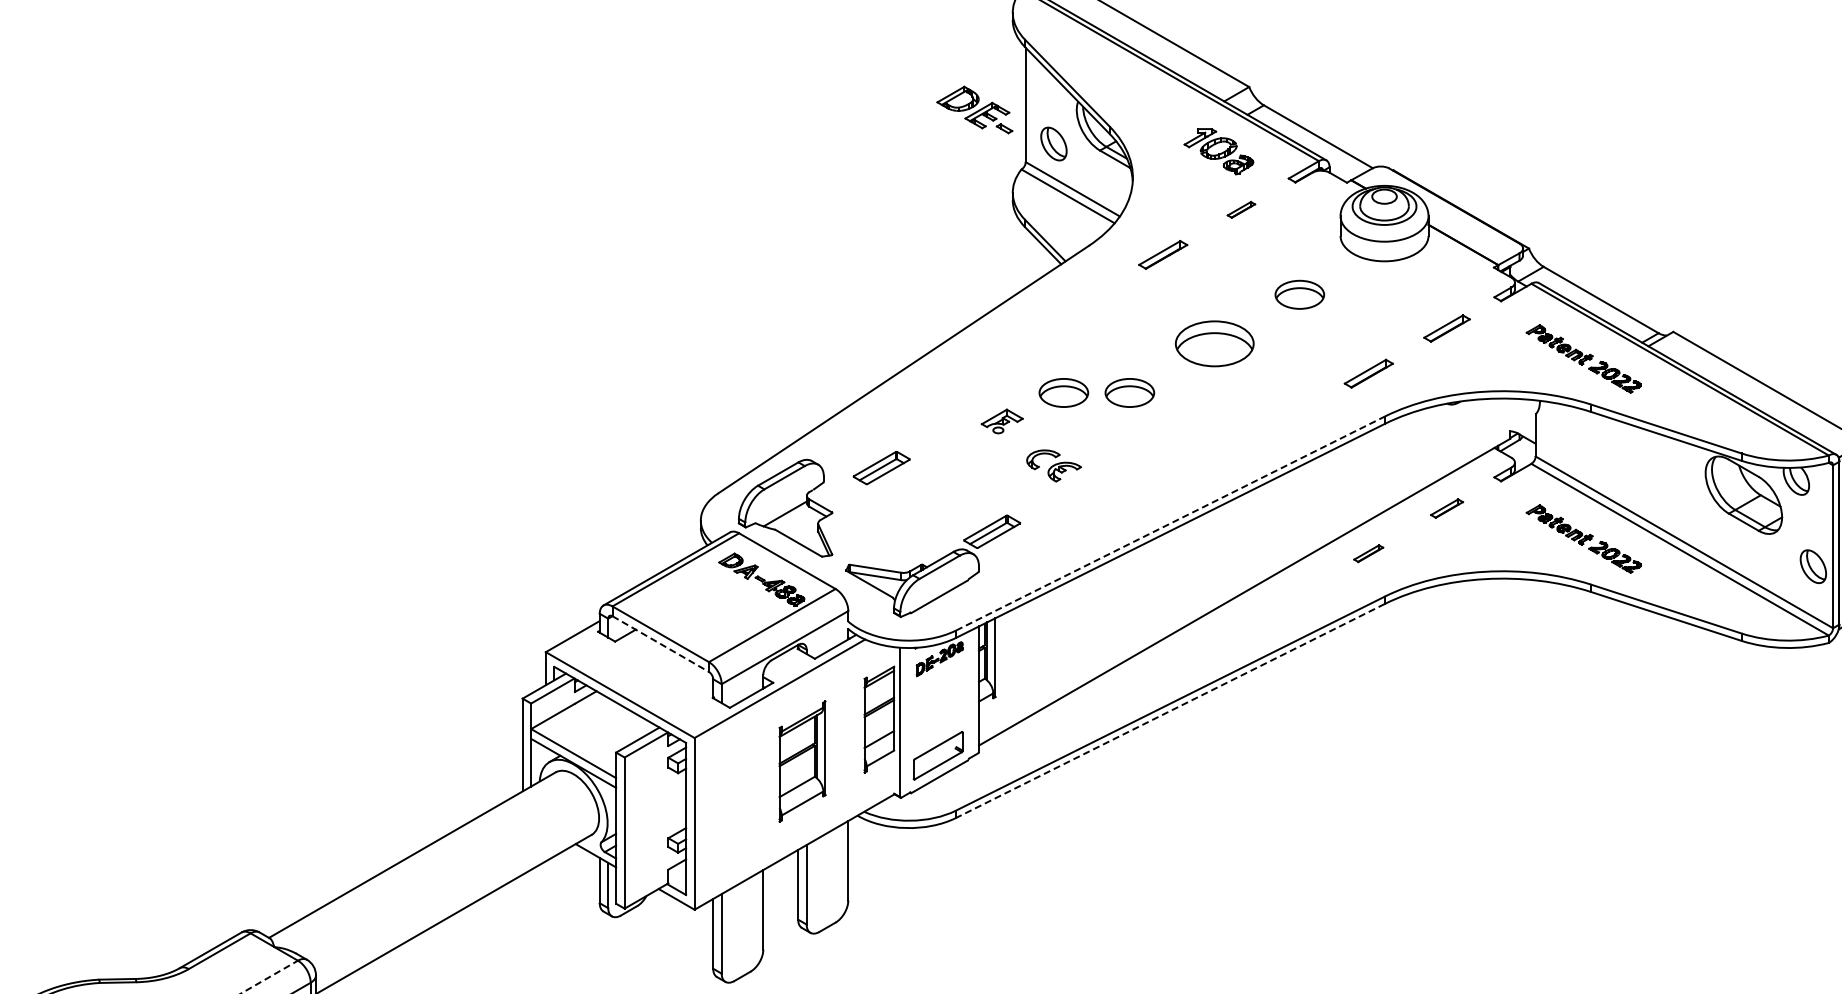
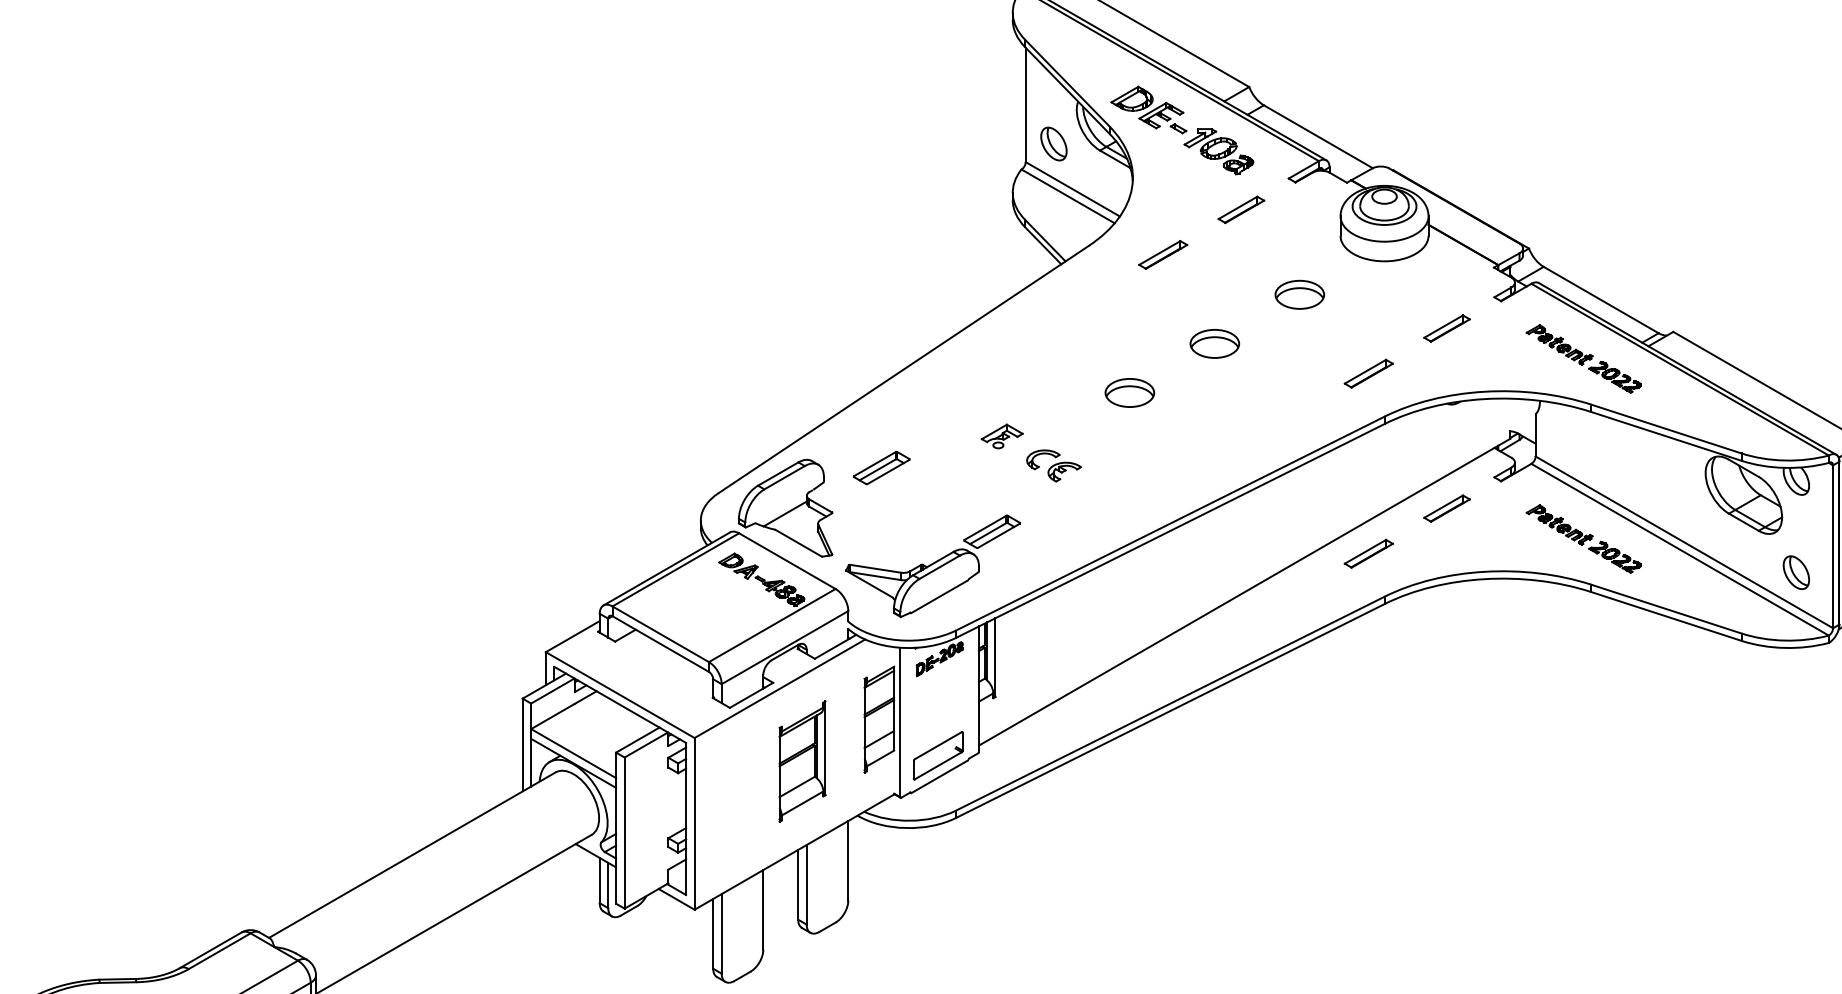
part position: (974, 109) -> (1148, 109) (1148, 109)
part size: 31x18 px -> 49x30 px (1241, 209)
part size: 80x48 px -> 52x30 px (1214, 343)
part: present -> none (1063, 392)
part position: (1001, 421) -> (1001, 436) (1001, 436)
part size: 34x21 px -> 48x29 px (1446, 508)
line: dashed -> solid (1170, 523)
part size: 32x20 px -> 51x31 px (1368, 553)
part position: (1812, 566) -> (1795, 572) (1795, 572)
line: dashed -> solid (660, 644)
line: dashed -> solid (1170, 710)
line: dashed -> solid (269, 977)
